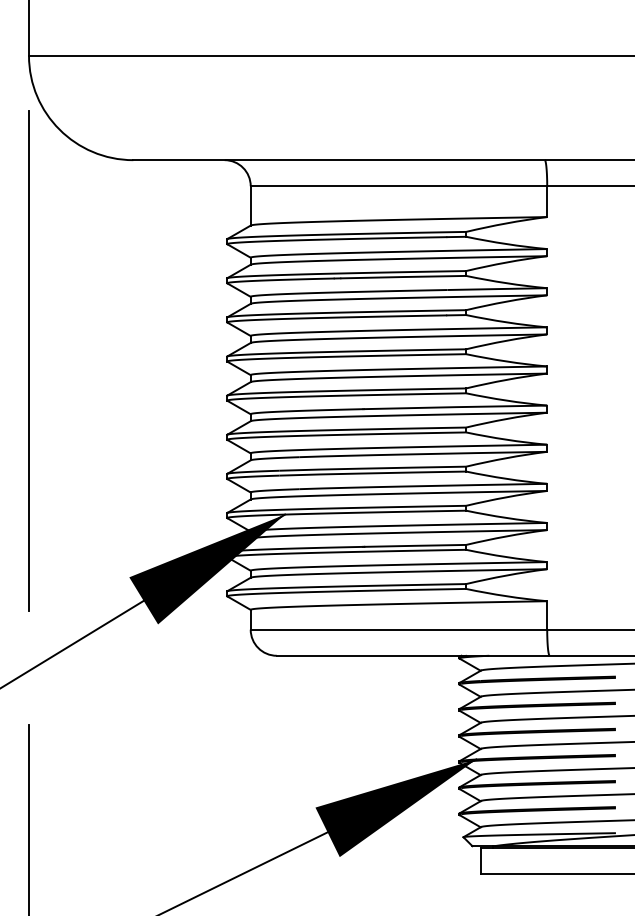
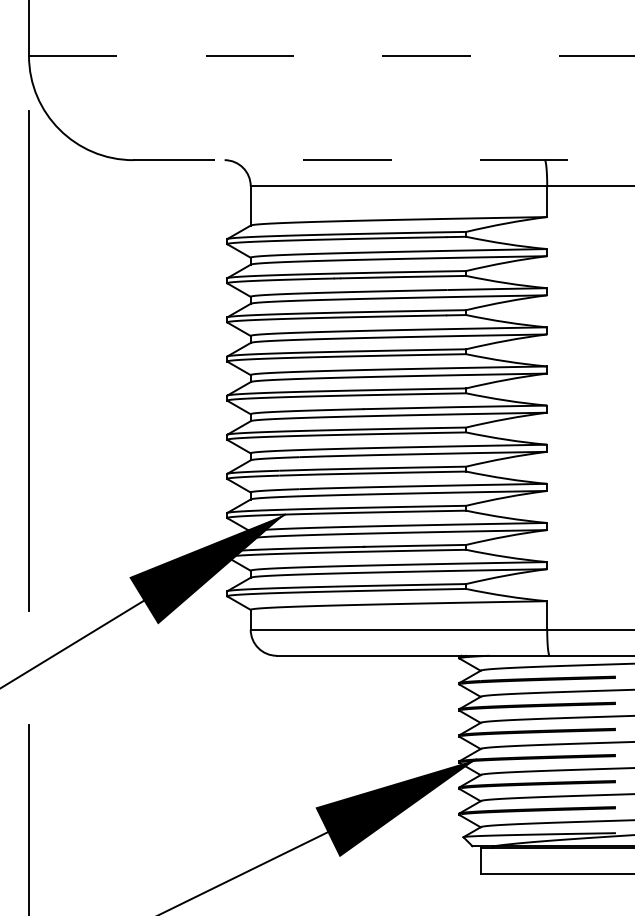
line: solid -> dashed (331, 55)
line: solid -> dashed (384, 160)
